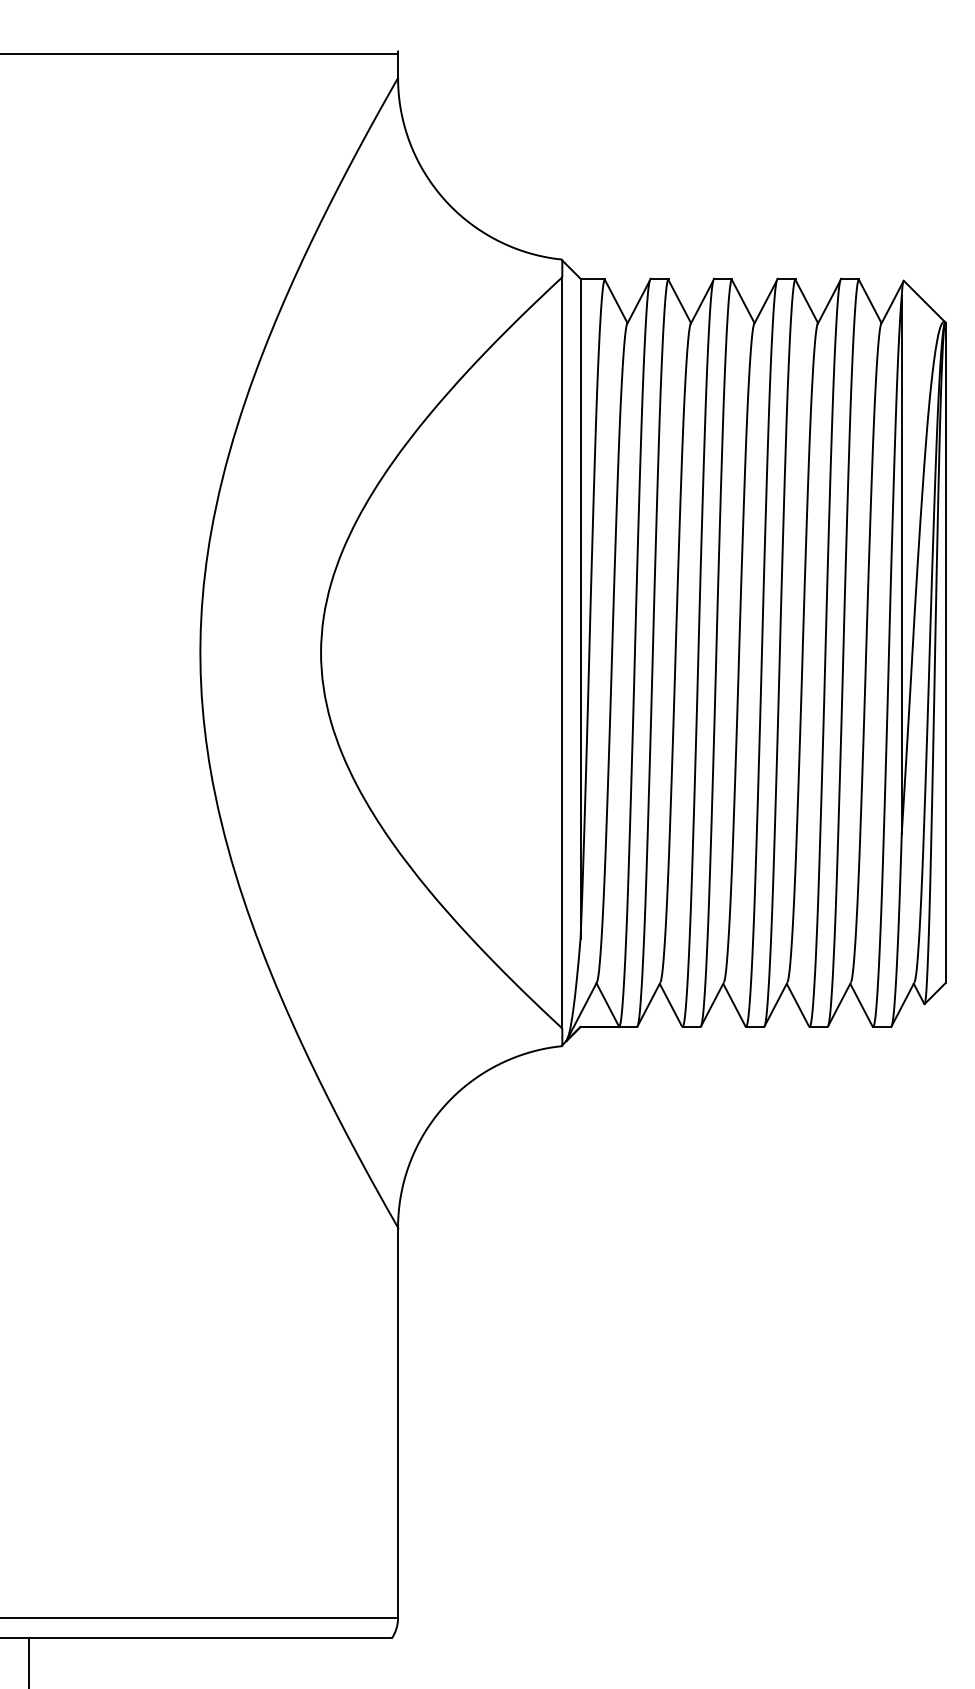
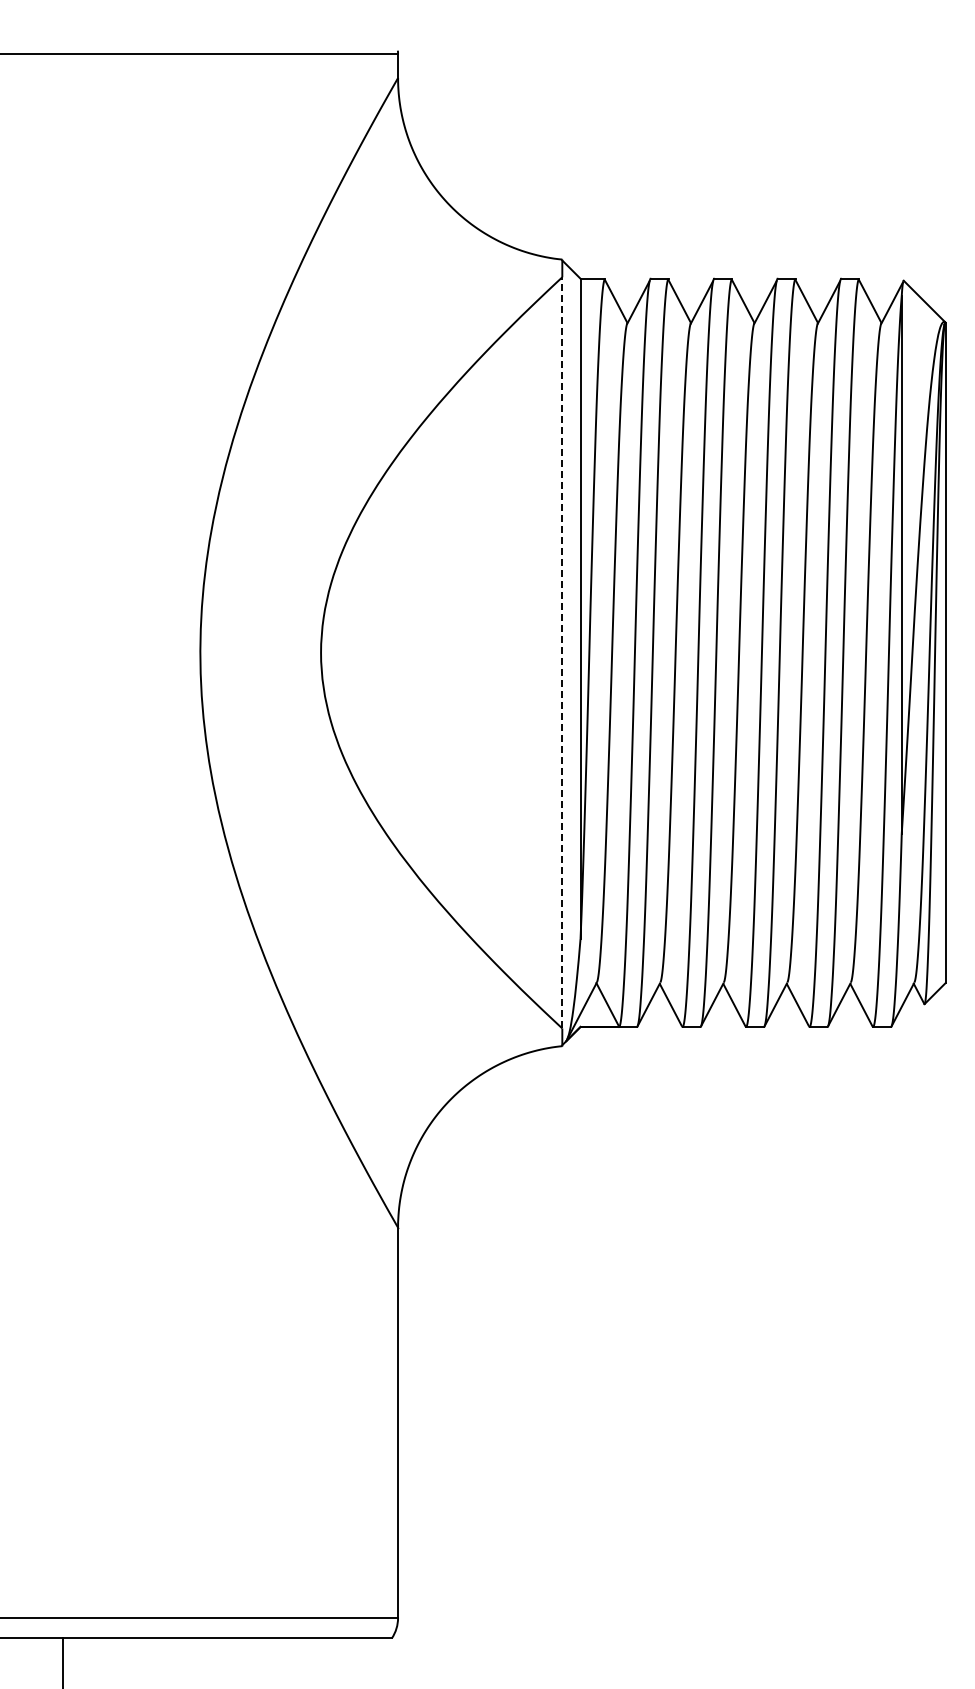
line: solid -> dashed (562, 652)
line position: (29, 1661) -> (63, 1661) (63, 1661)
